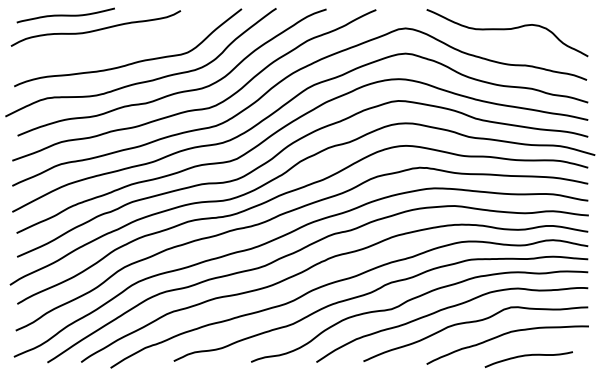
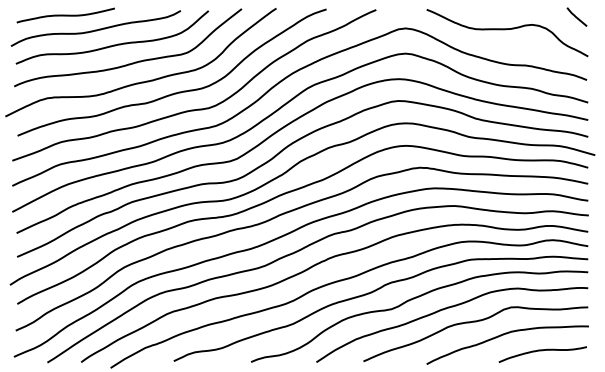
line: none -> present (576, 16)
curve: none -> present (113, 44)
curve position: (528, 356) -> (542, 351) (542, 351)
